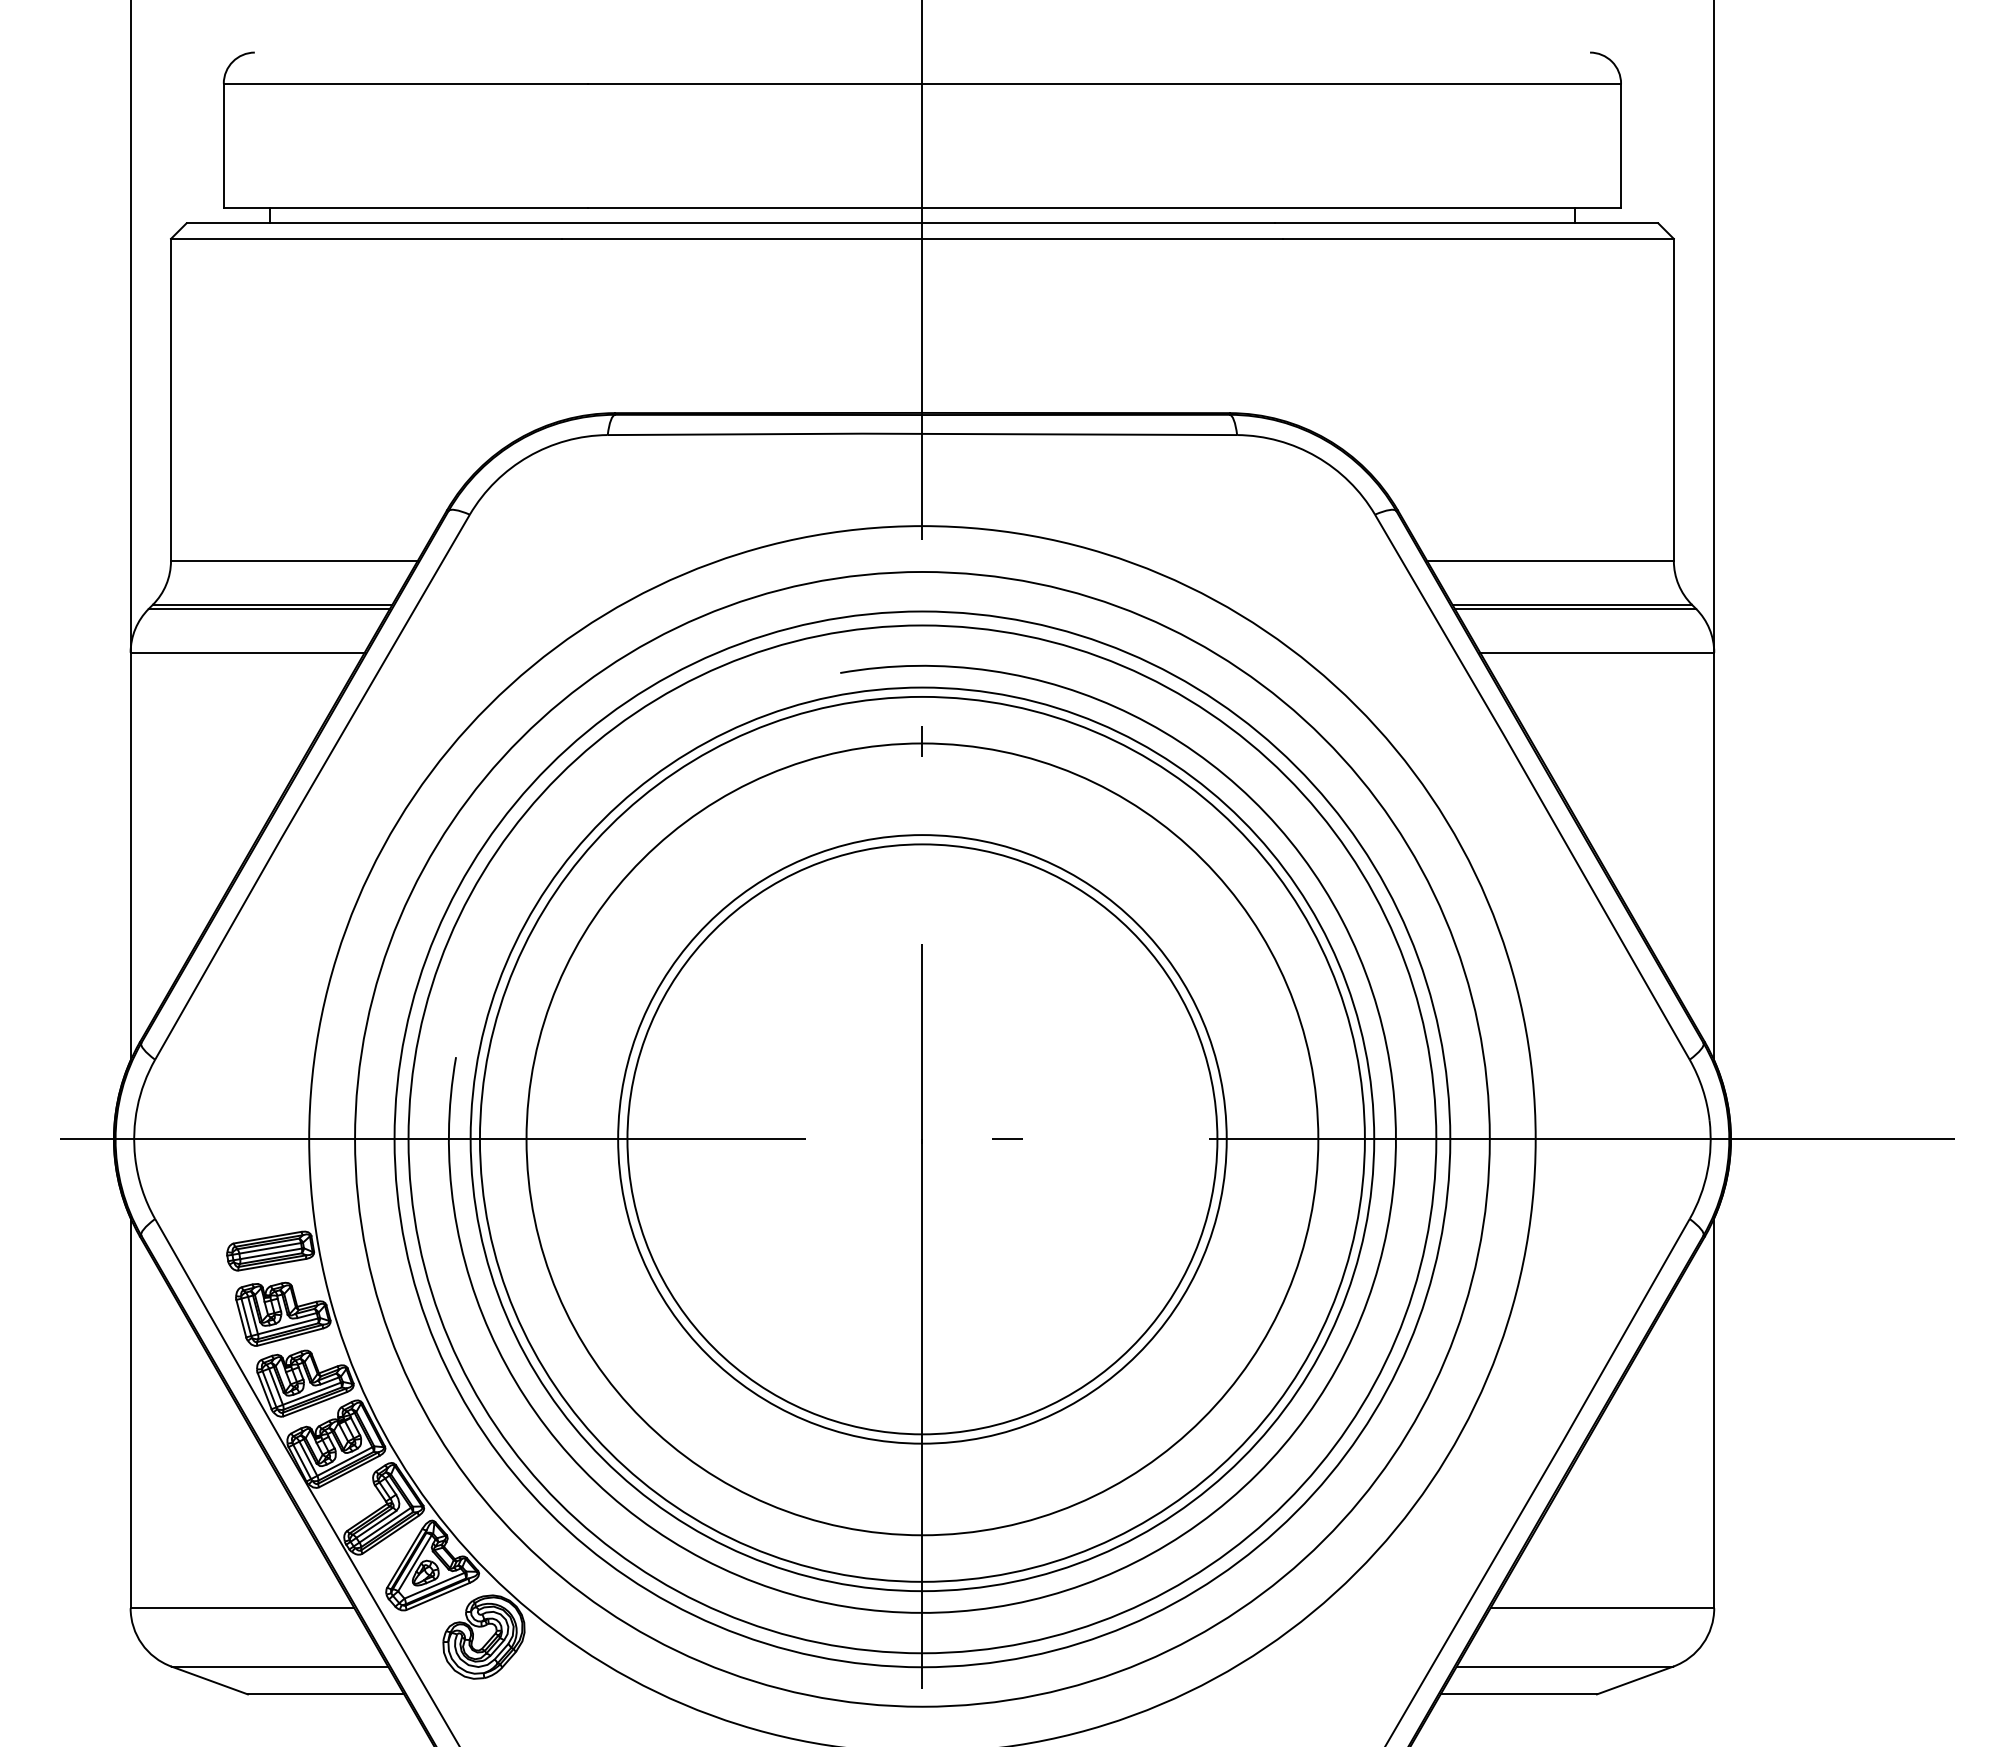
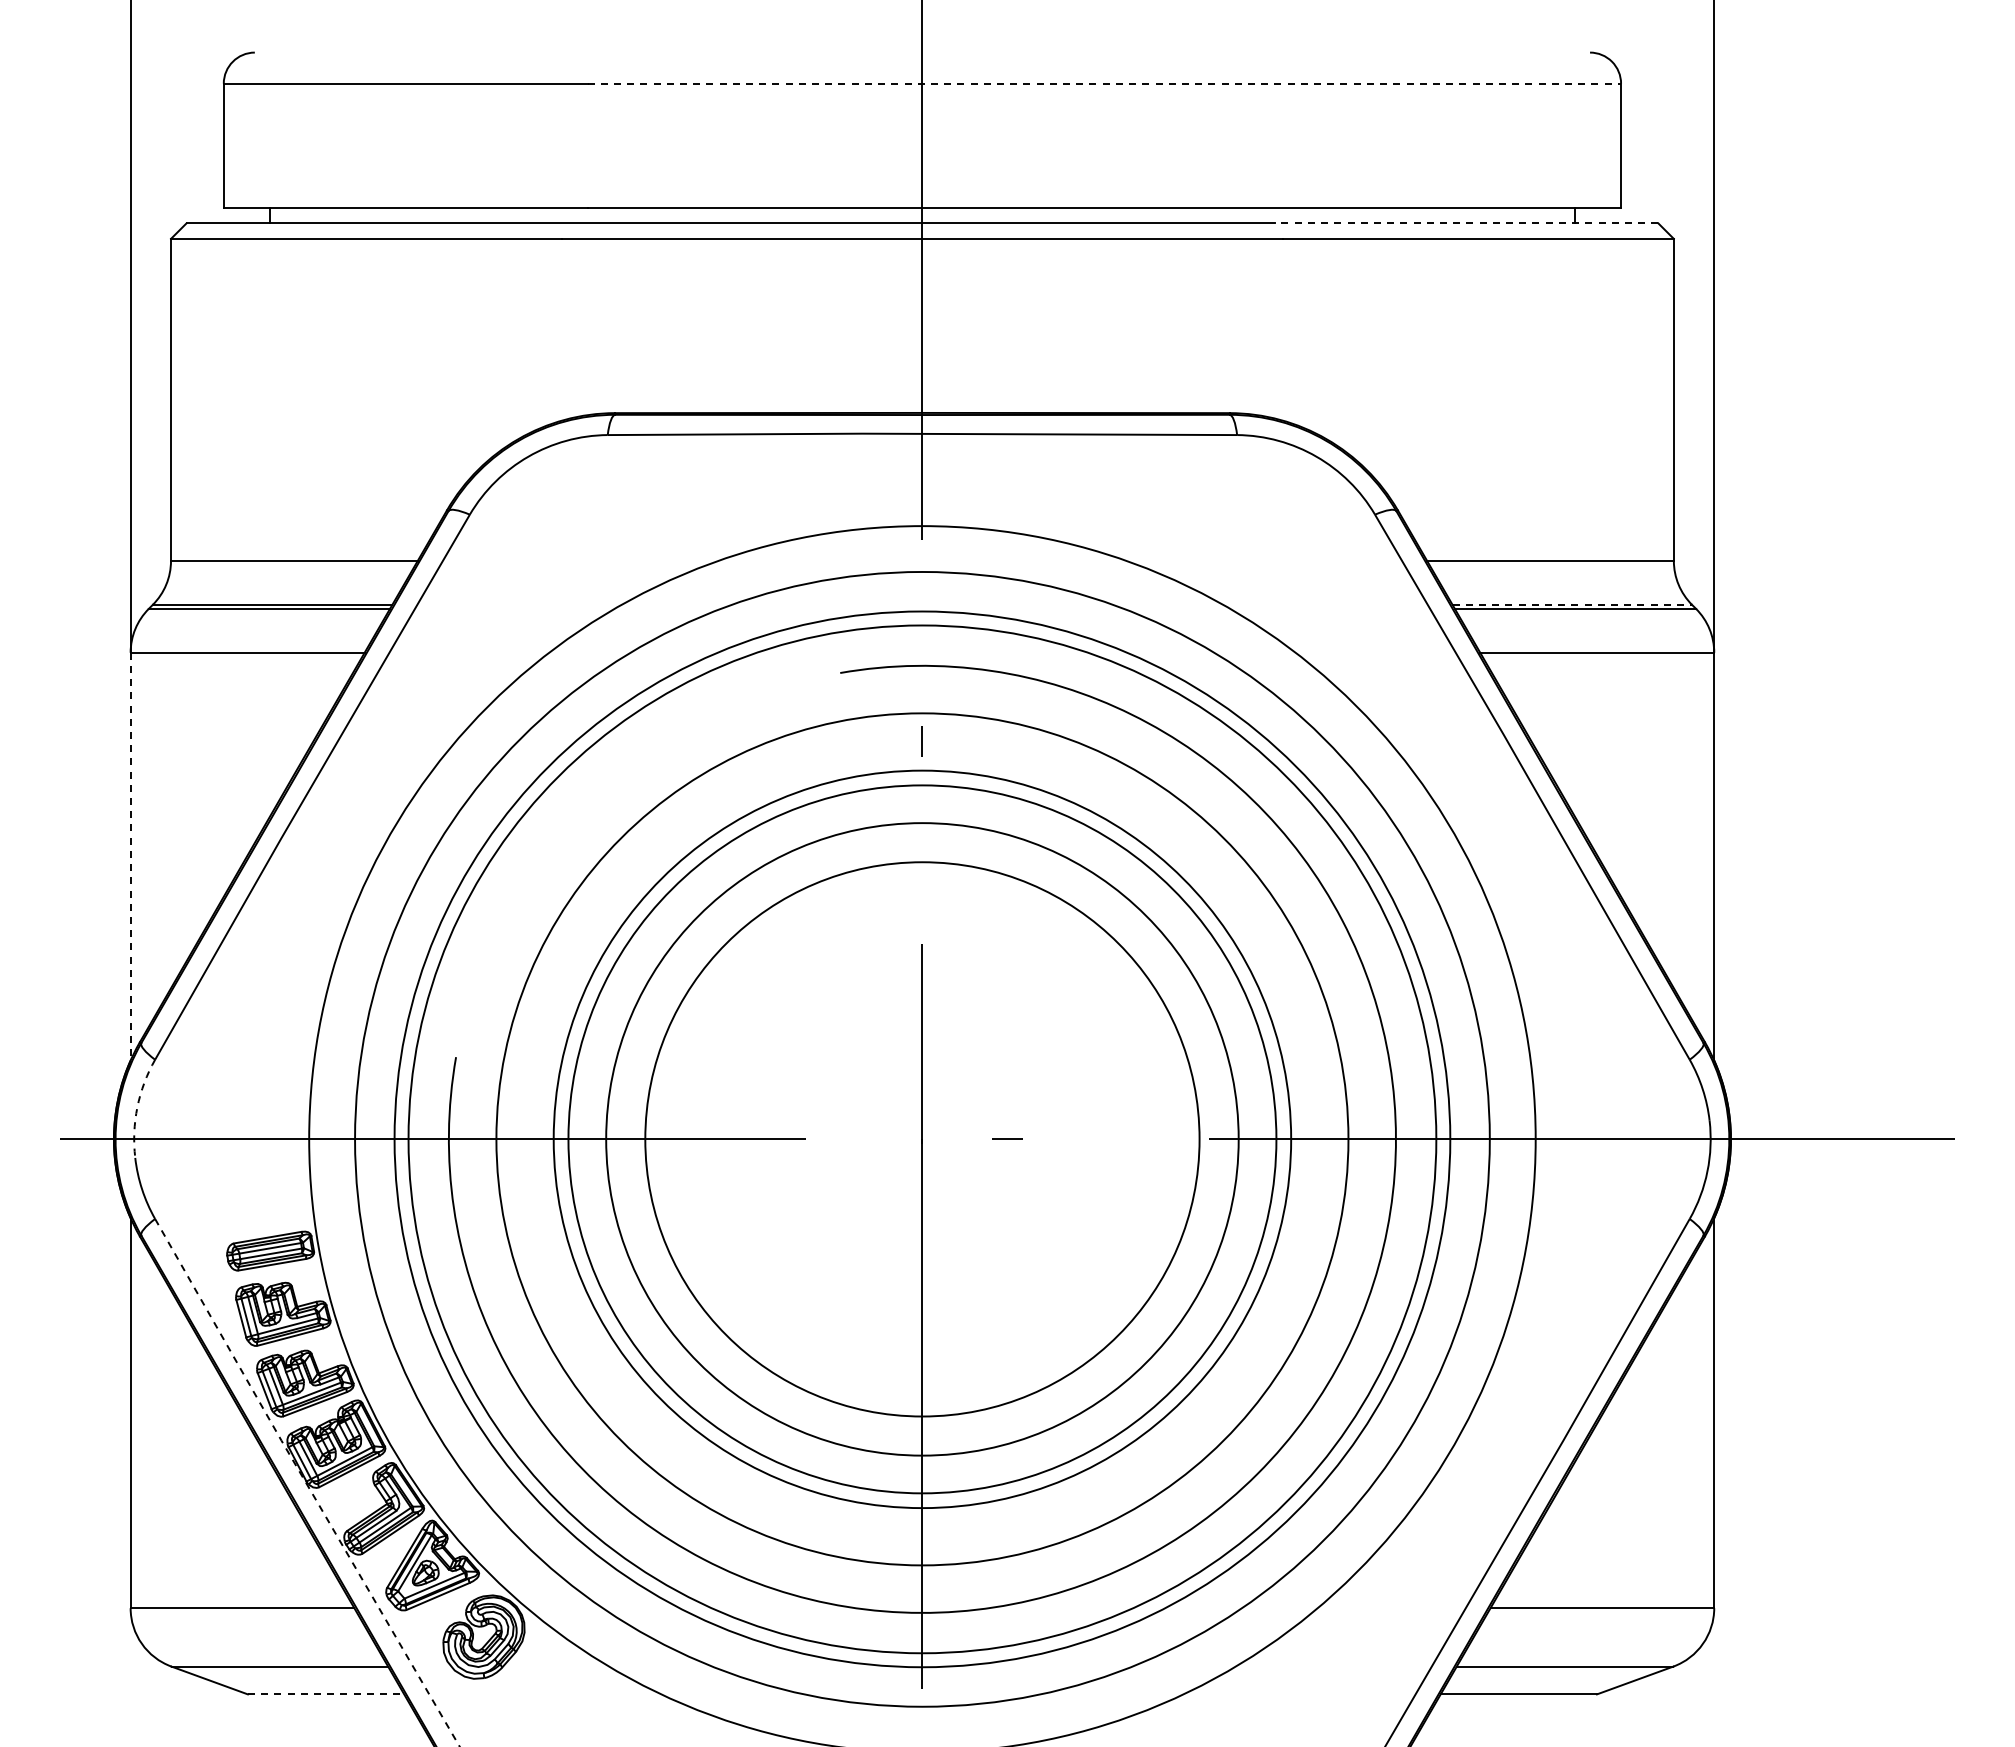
line: solid -> dashed (1104, 83)
line: solid -> dashed (1466, 223)
line: solid -> dashed (1572, 604)
line: solid -> dashed (130, 856)
arc: solid -> dashed (137, 1107)
circle diameter: 885 px -> 708 px (922, 1139)
circle diameter: 590 px -> 737 px (922, 1139)
circle diameter: 609 px -> 852 px (922, 1139)
circle diameter: 792 px -> 554 px (922, 1139)
circle diameter: 904 px -> 633 px (922, 1139)
line: solid -> dashed (306, 1483)
line: solid -> dashed (326, 1694)
